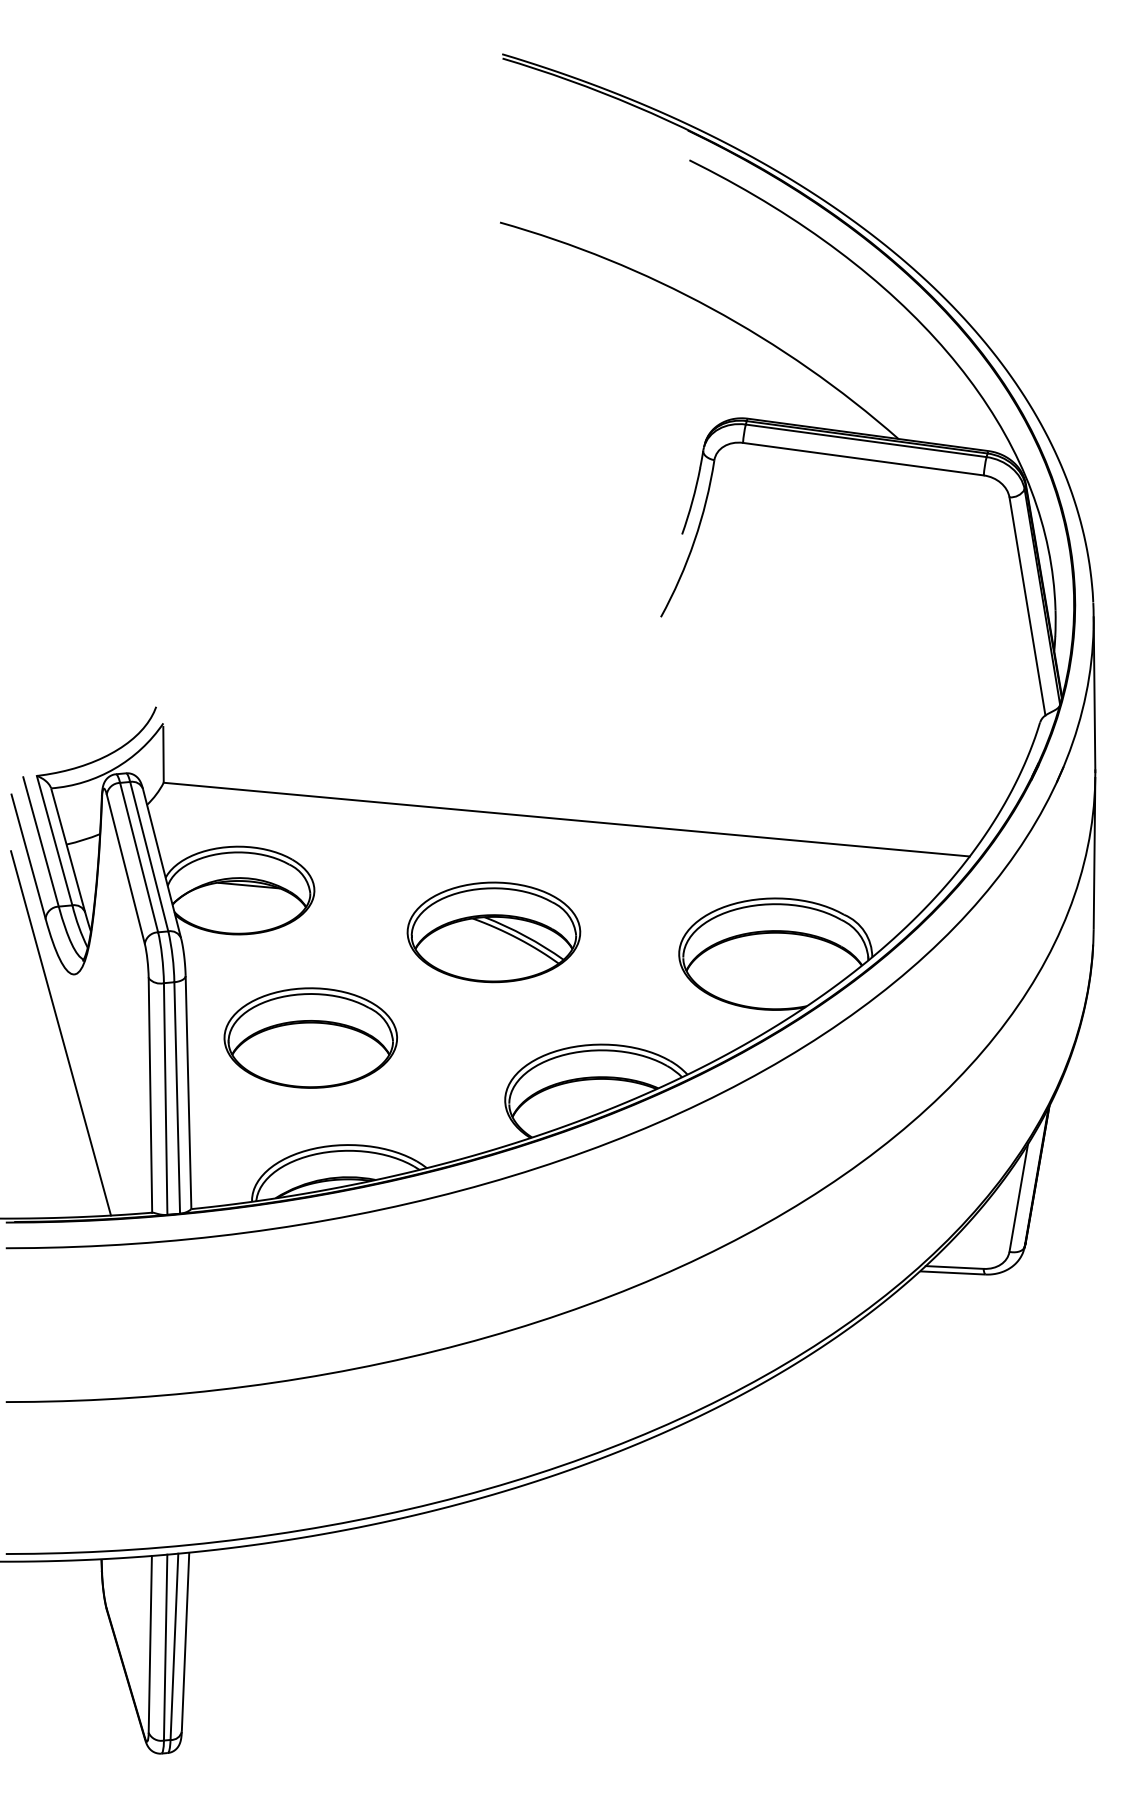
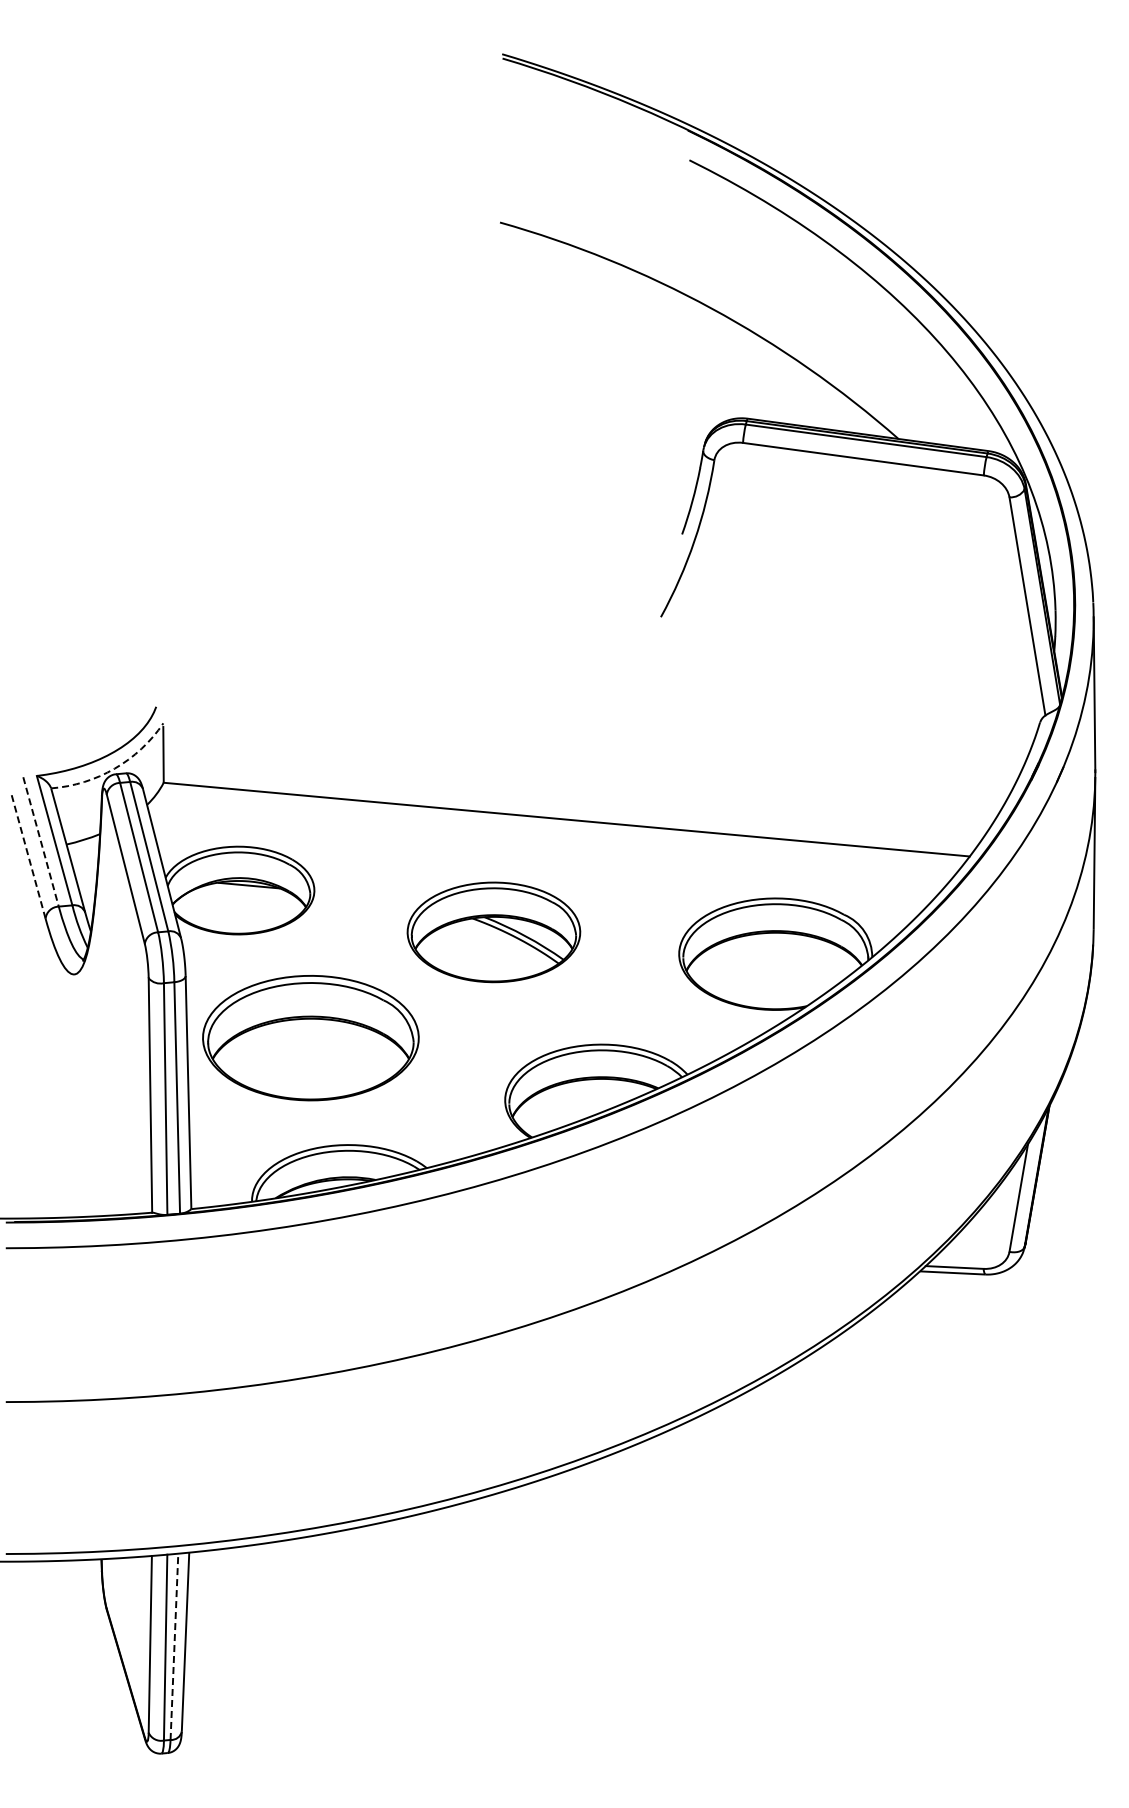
arc: solid -> dashed (114, 768)
line: solid -> dashed (41, 842)
line: solid -> dashed (28, 856)
line: present -> none (61, 1033)
part size: 175x102 px -> 218x127 px (310, 1038)
line: solid -> dashed (174, 1646)
